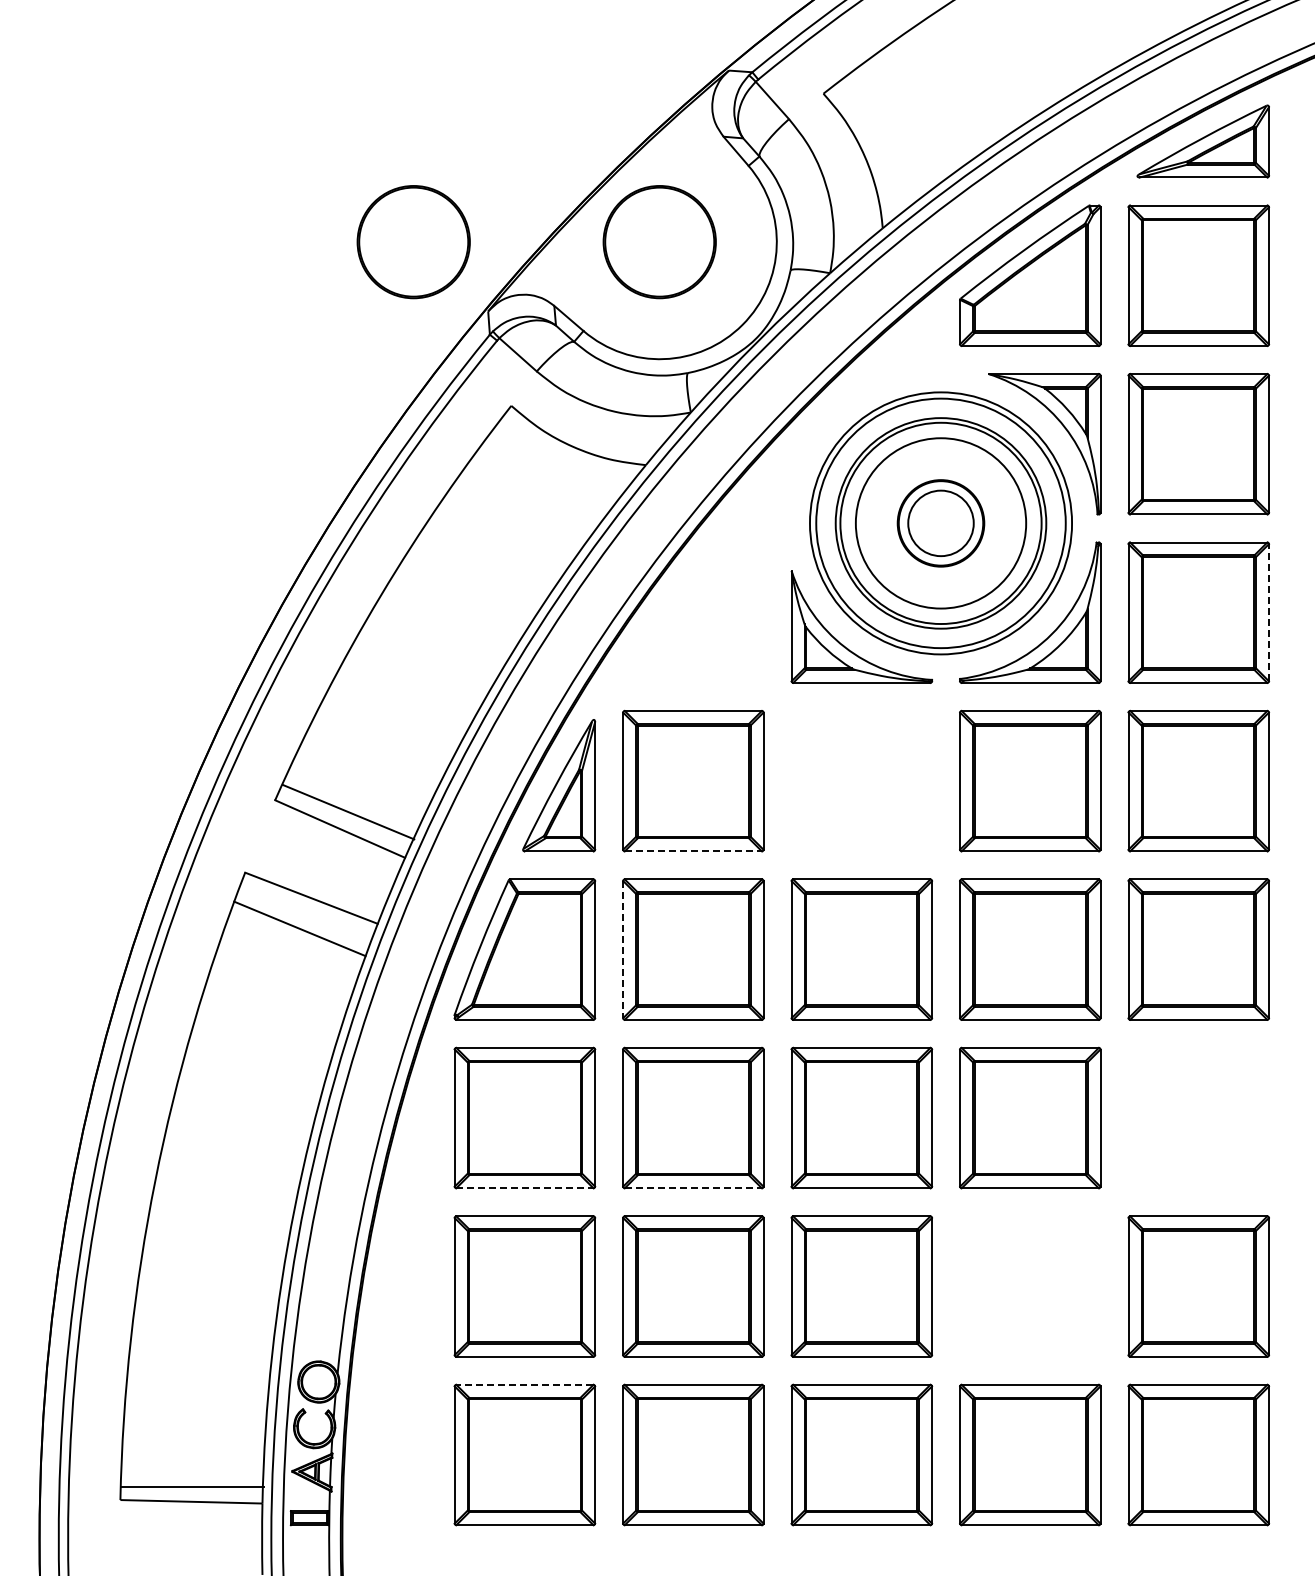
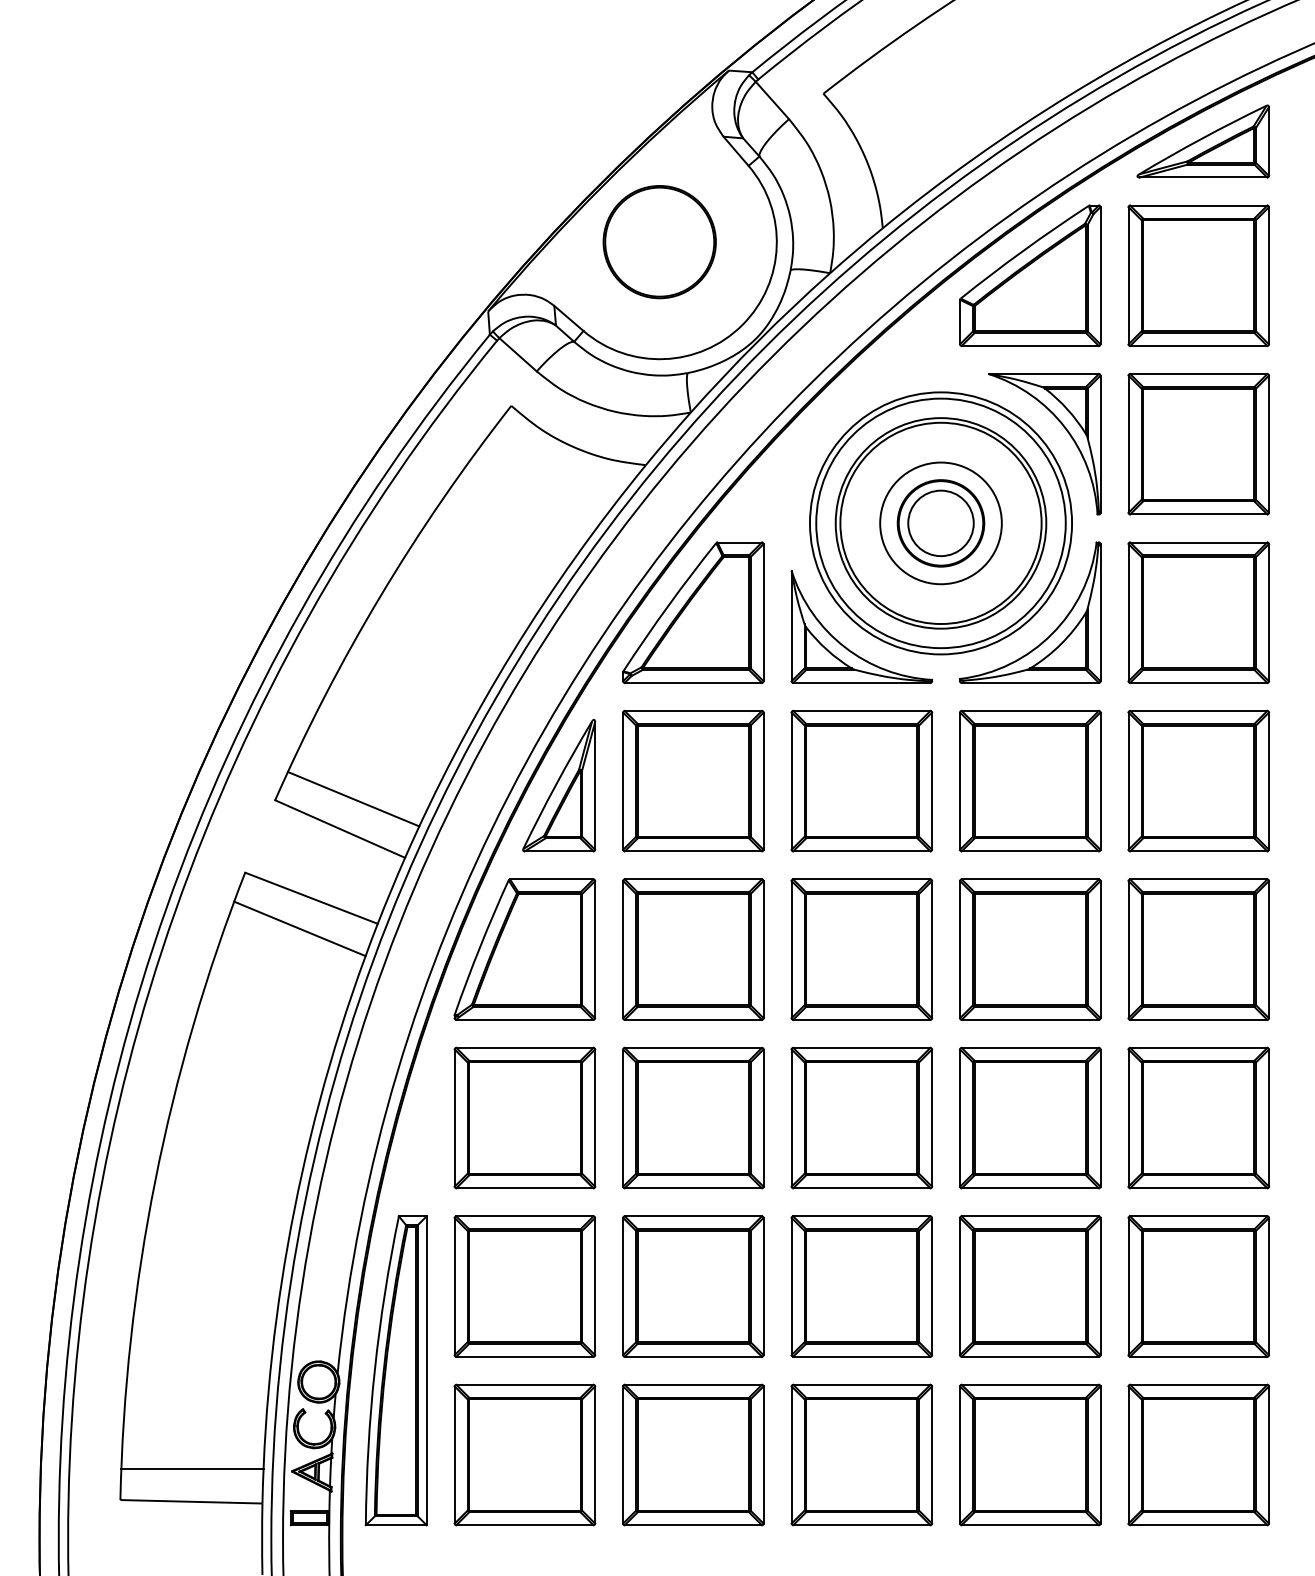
part: present -> none (413, 242)
circle diameter: 170 px -> 122 px (940, 523)
part: none -> present (693, 612)
line: dashed -> solid (1268, 612)
part: none -> present (861, 780)
line position: (348, 811) -> (353, 798) (353, 798)
line: dashed -> solid (693, 851)
line: dashed -> solid (623, 949)
part: none -> present (1198, 1117)
line: dashed -> solid (524, 1188)
line: dashed -> solid (693, 1188)
part: none -> present (1030, 1286)
part: none -> present (395, 1370)
line: dashed -> solid (524, 1384)
line position: (192, 1487) -> (192, 1469) (192, 1469)
